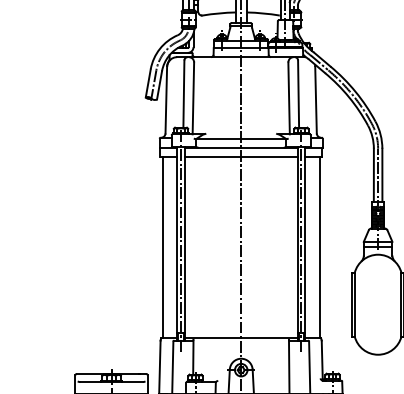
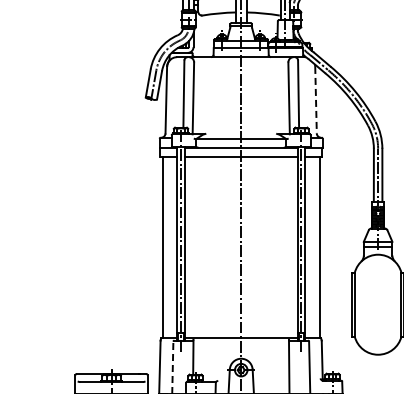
line: solid -> dashed (316, 100)
line: solid -> dashed (172, 367)
